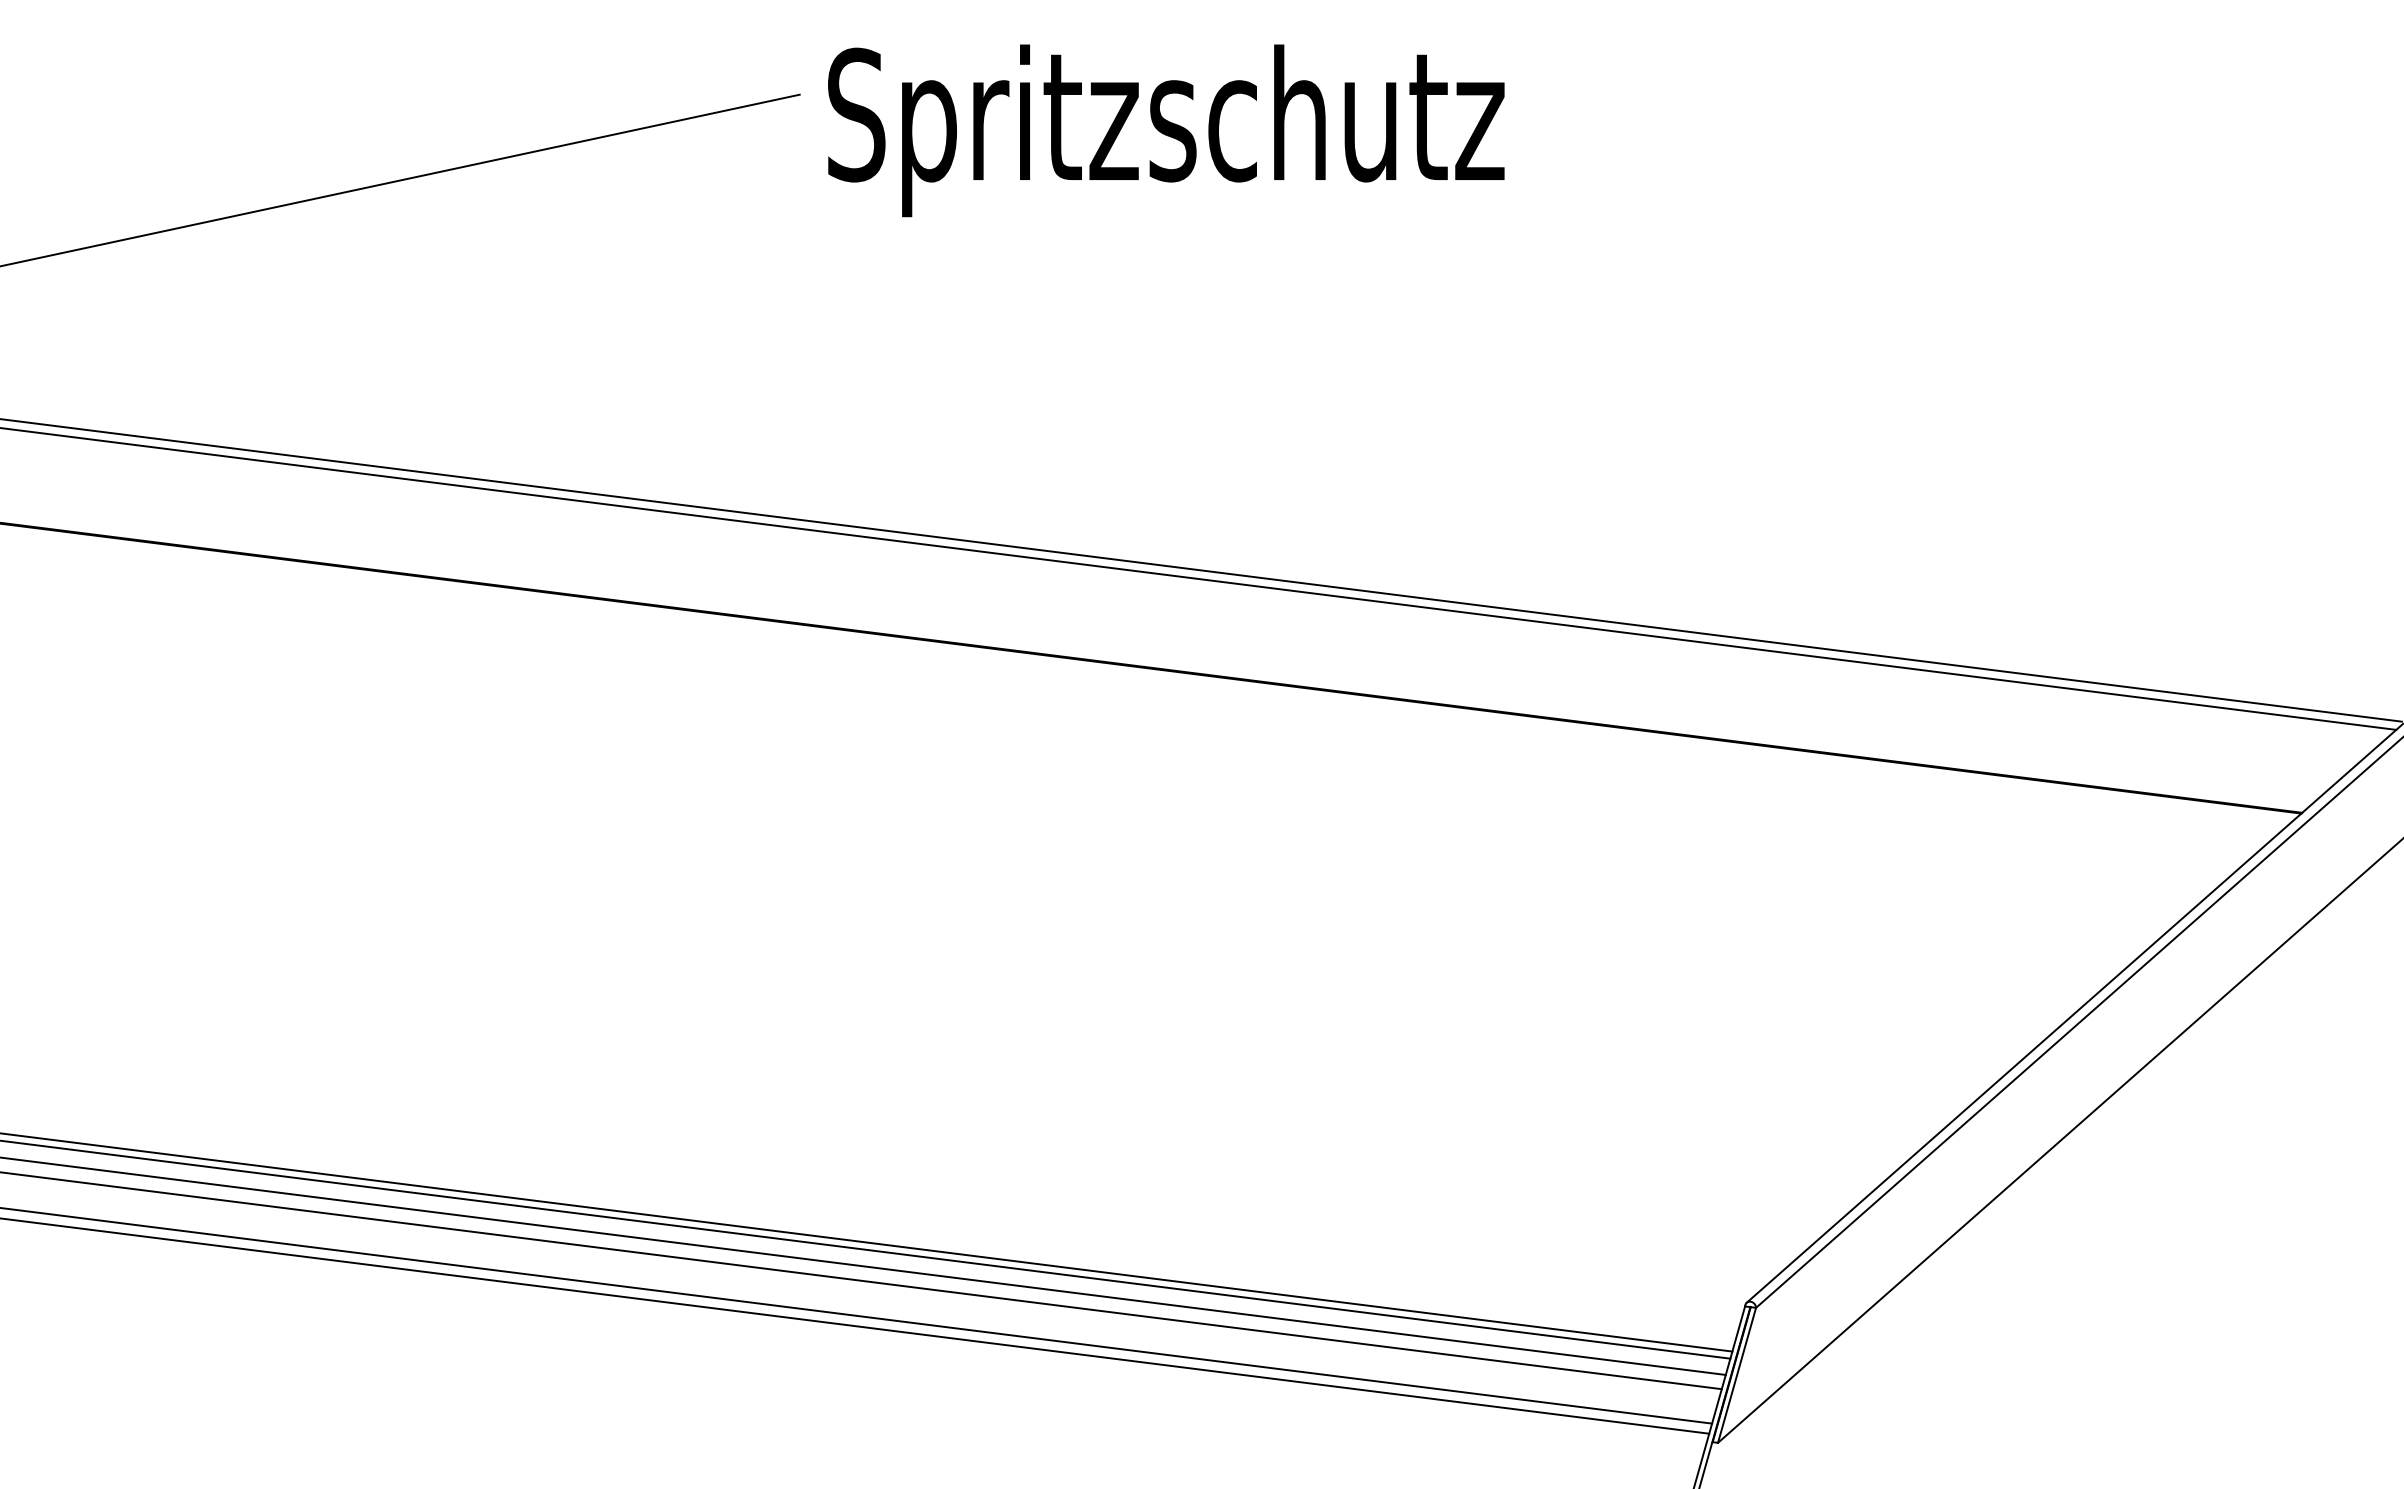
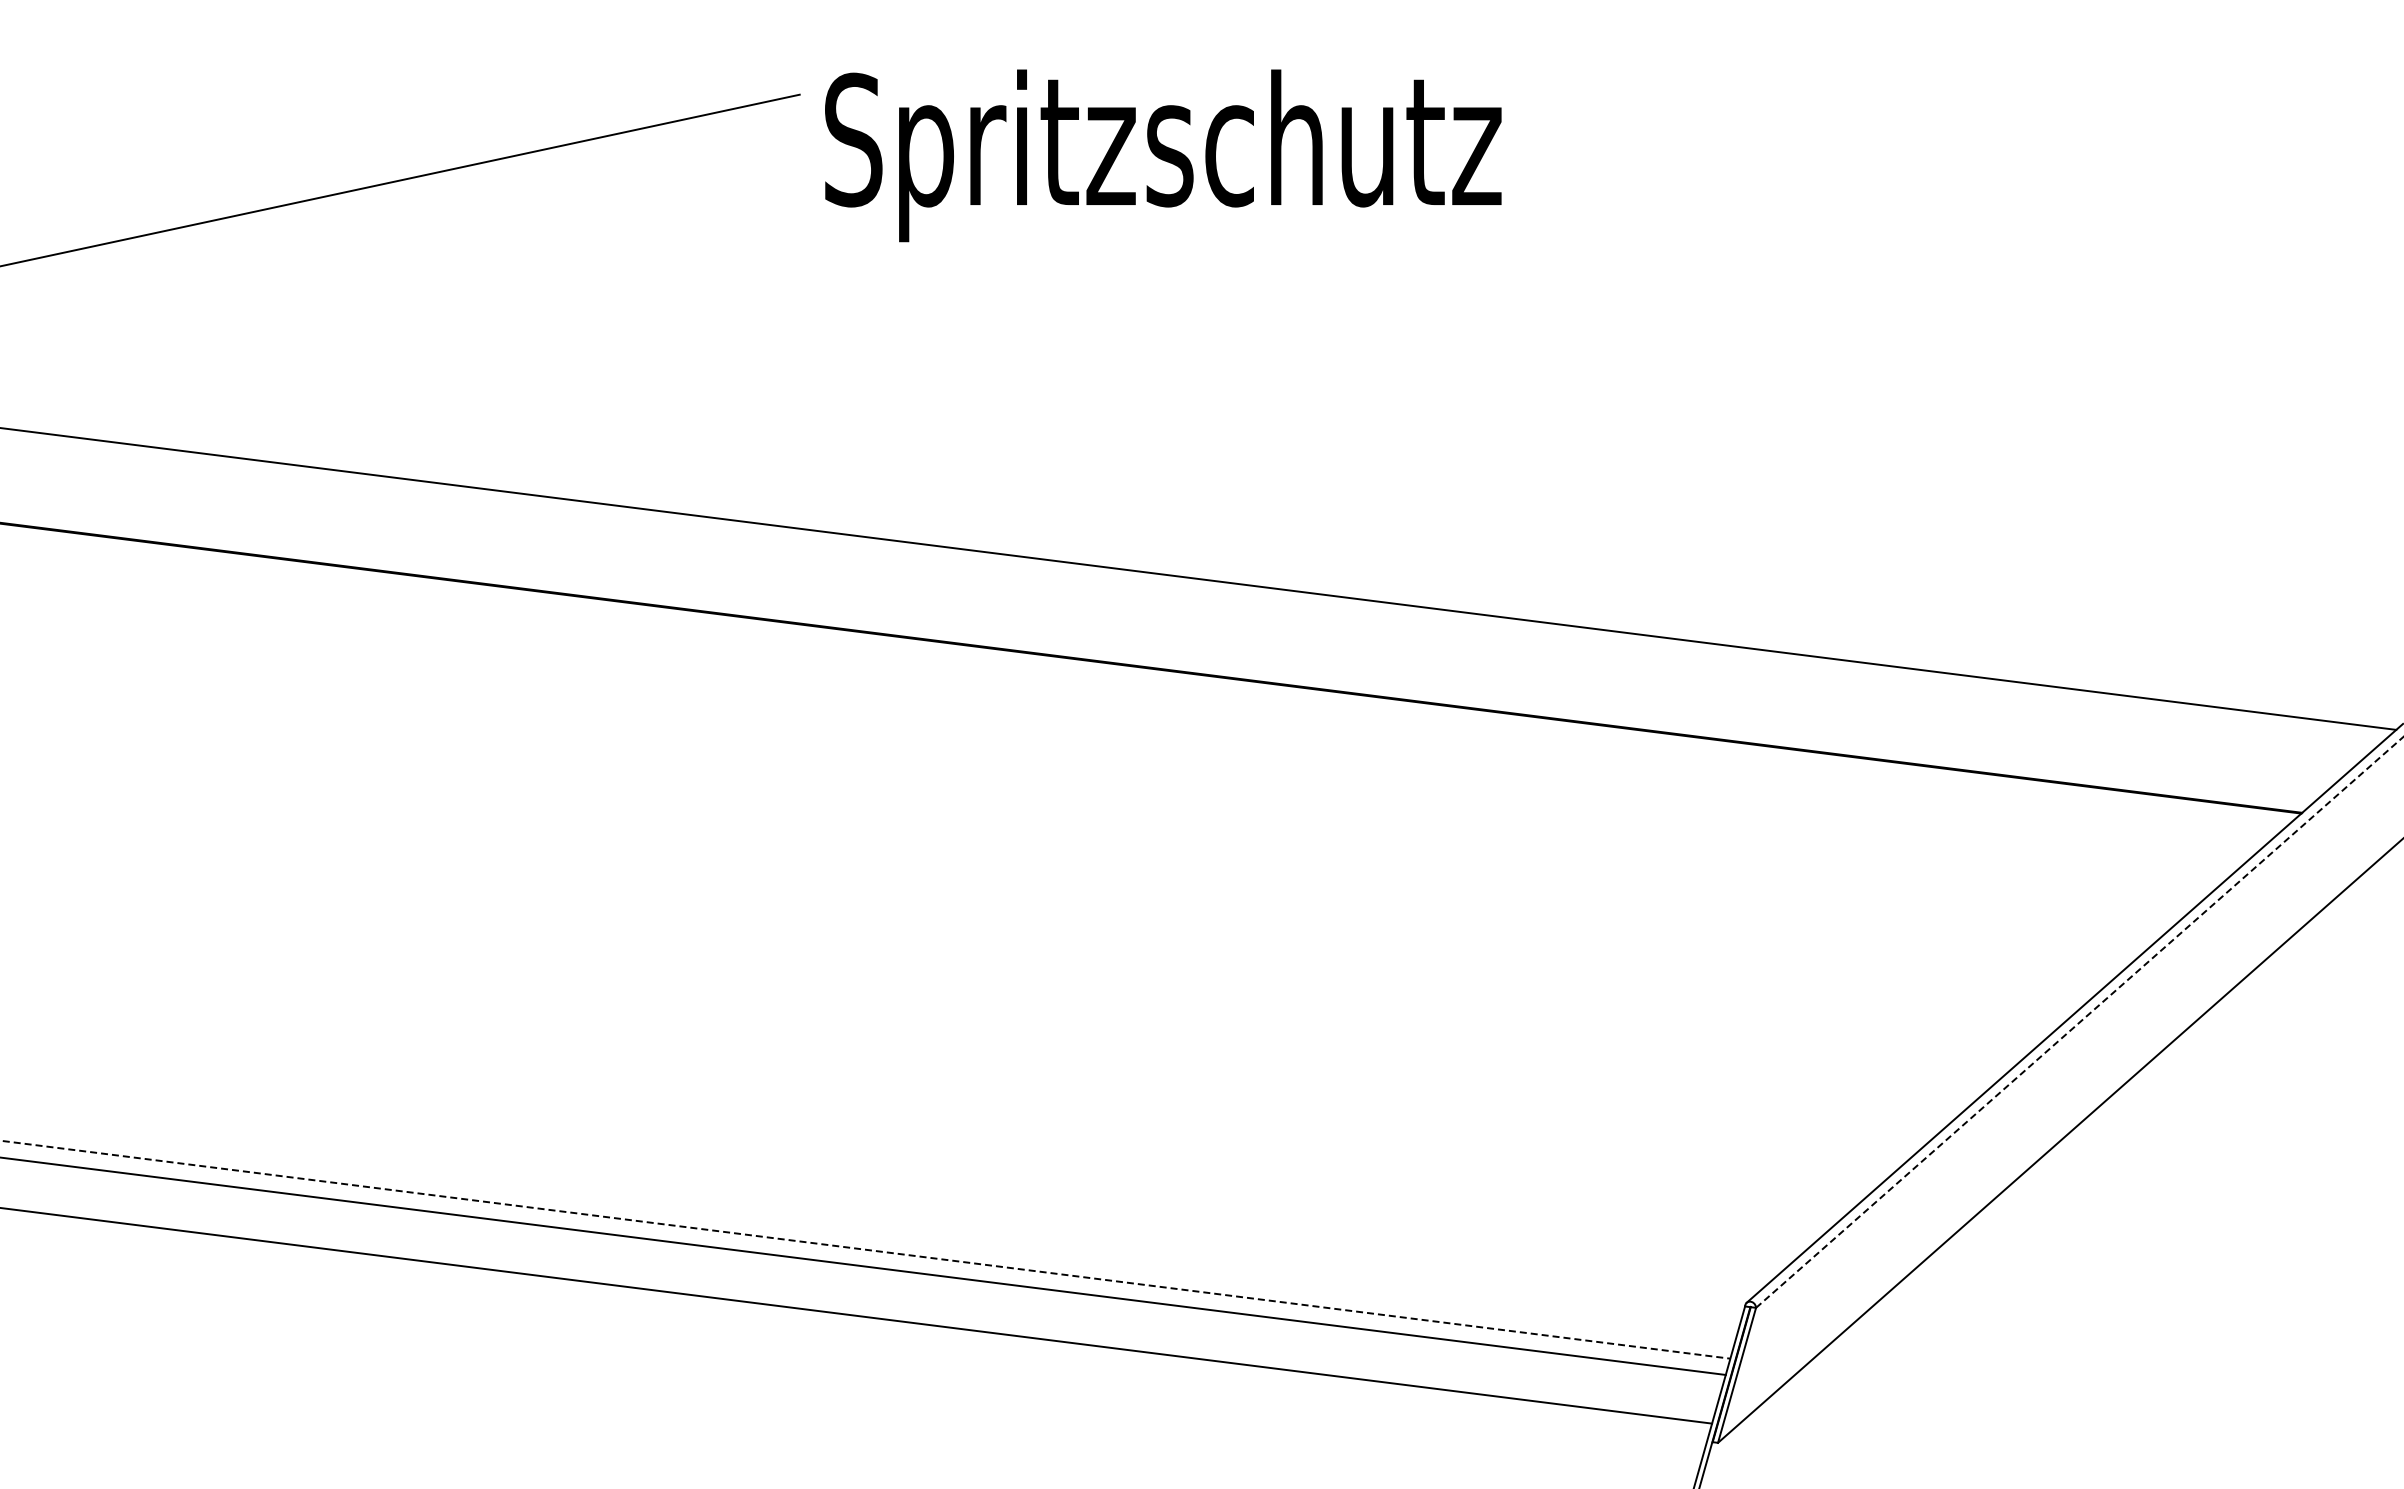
text position: (1166, 130) -> (1163, 155) (1163, 155)
line: present -> none (1201, 570)
line: solid -> dashed (2079, 1022)
line: present -> none (867, 1242)
line: solid -> dashed (865, 1249)
line: present -> none (861, 1280)
line: present -> none (855, 1325)
